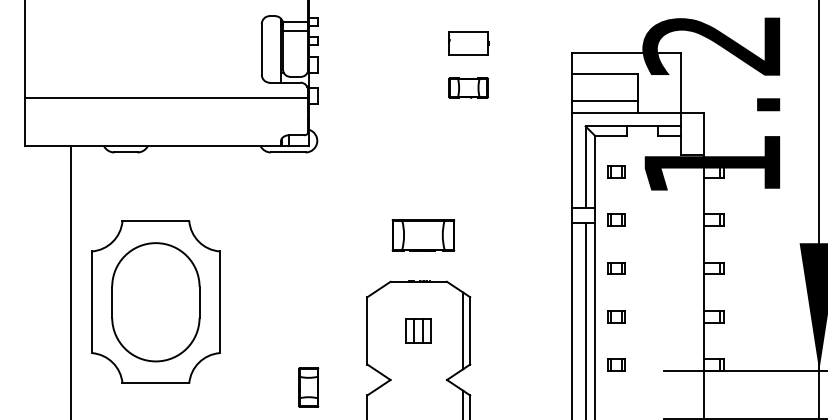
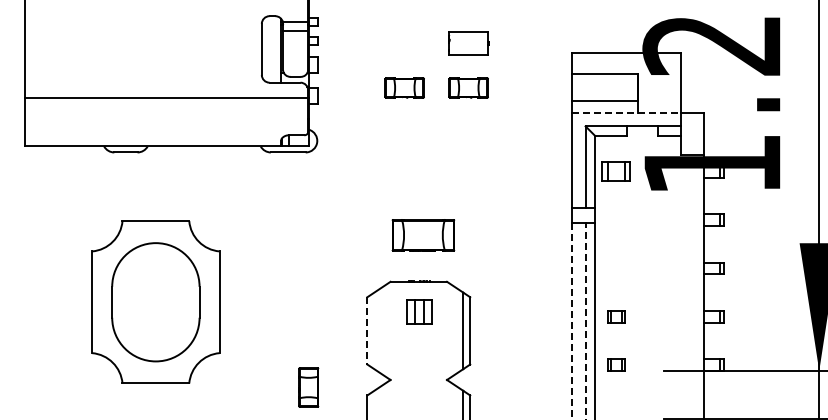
part: none -> present (404, 87)
line: solid -> dashed (626, 112)
part size: 19x14 px -> 30x21 px (615, 171)
part: present -> none (616, 219)
part: present -> none (616, 268)
line: present -> none (71, 281)
line: solid -> dashed (585, 320)
line: solid -> dashed (572, 321)
line: solid -> dashed (367, 330)
part position: (418, 330) -> (419, 311) (419, 311)
